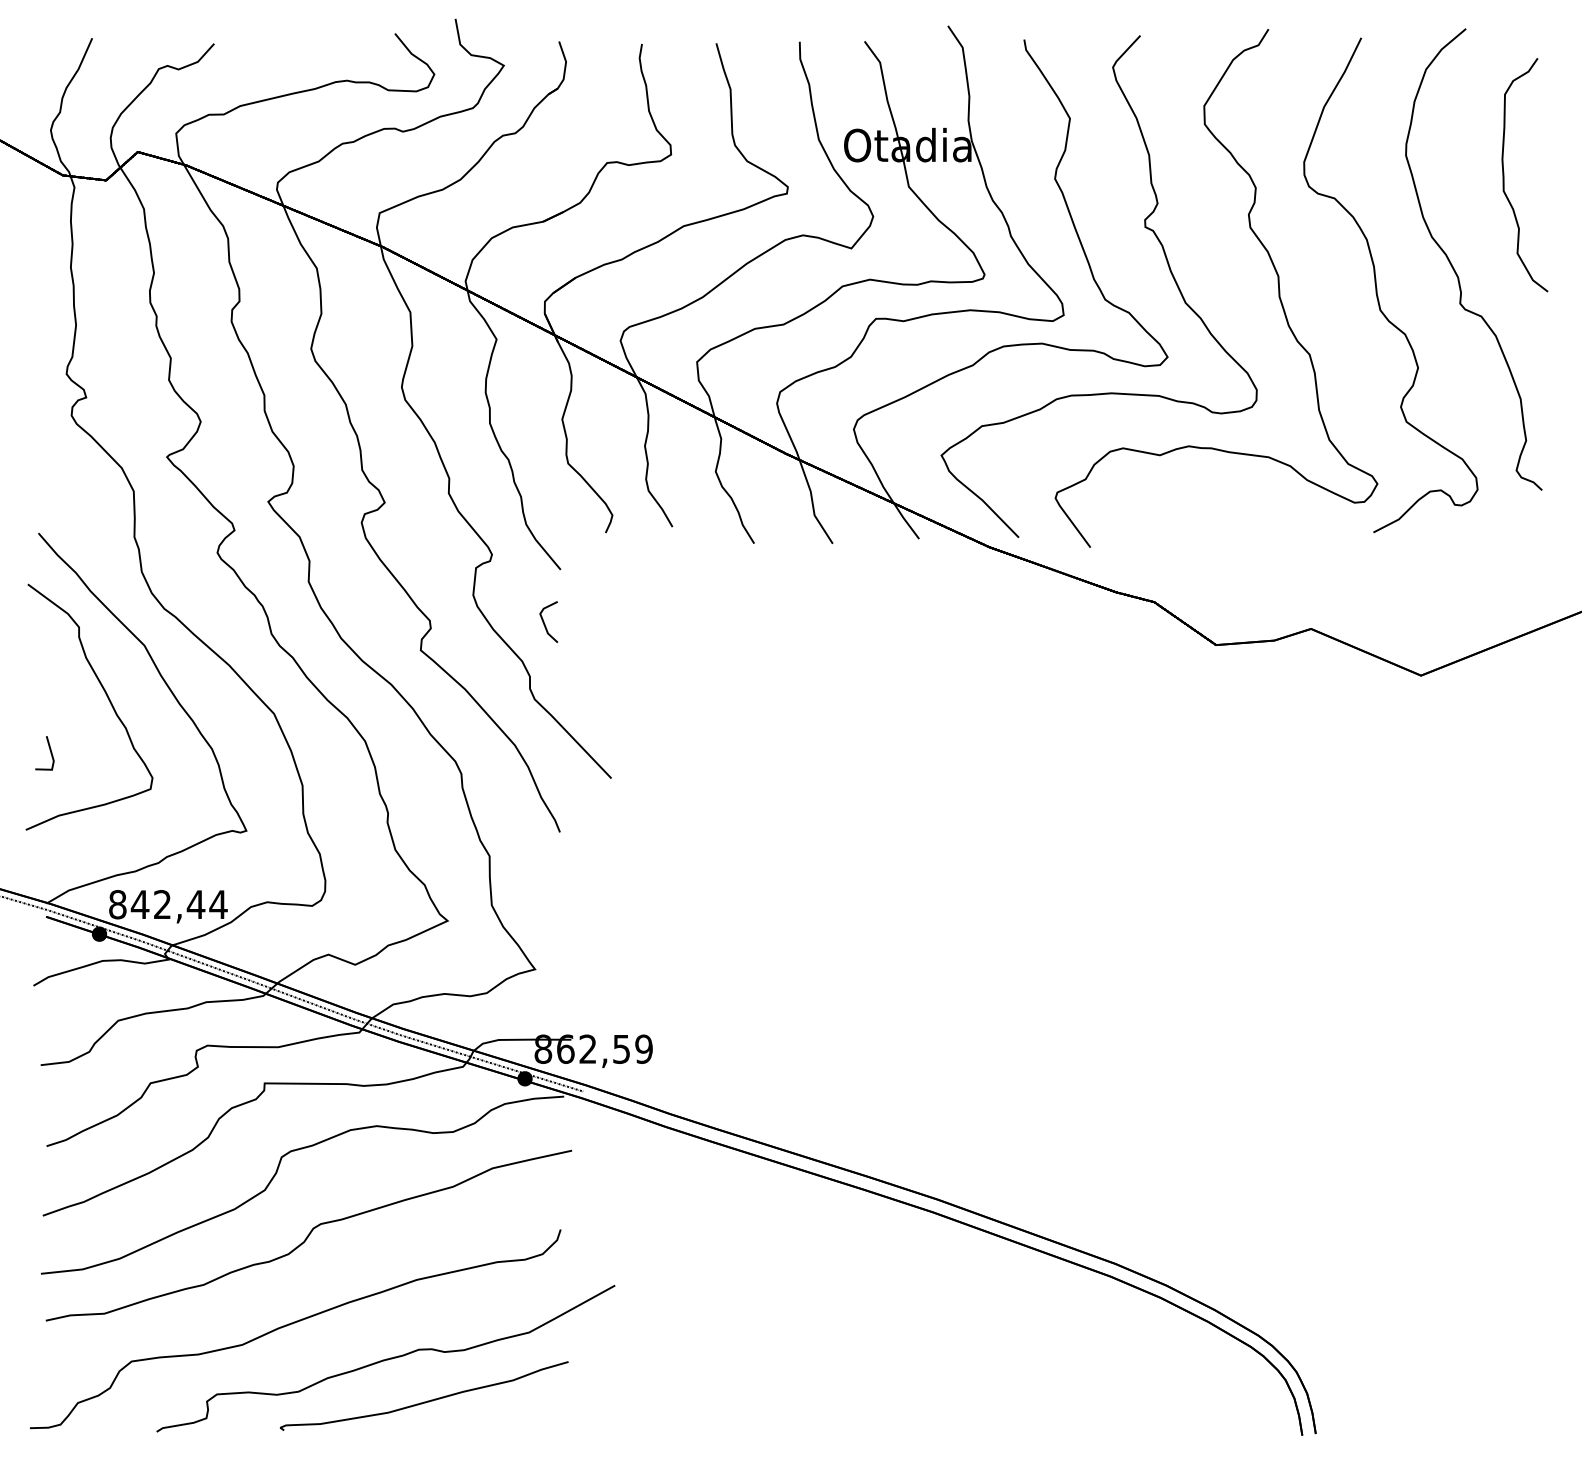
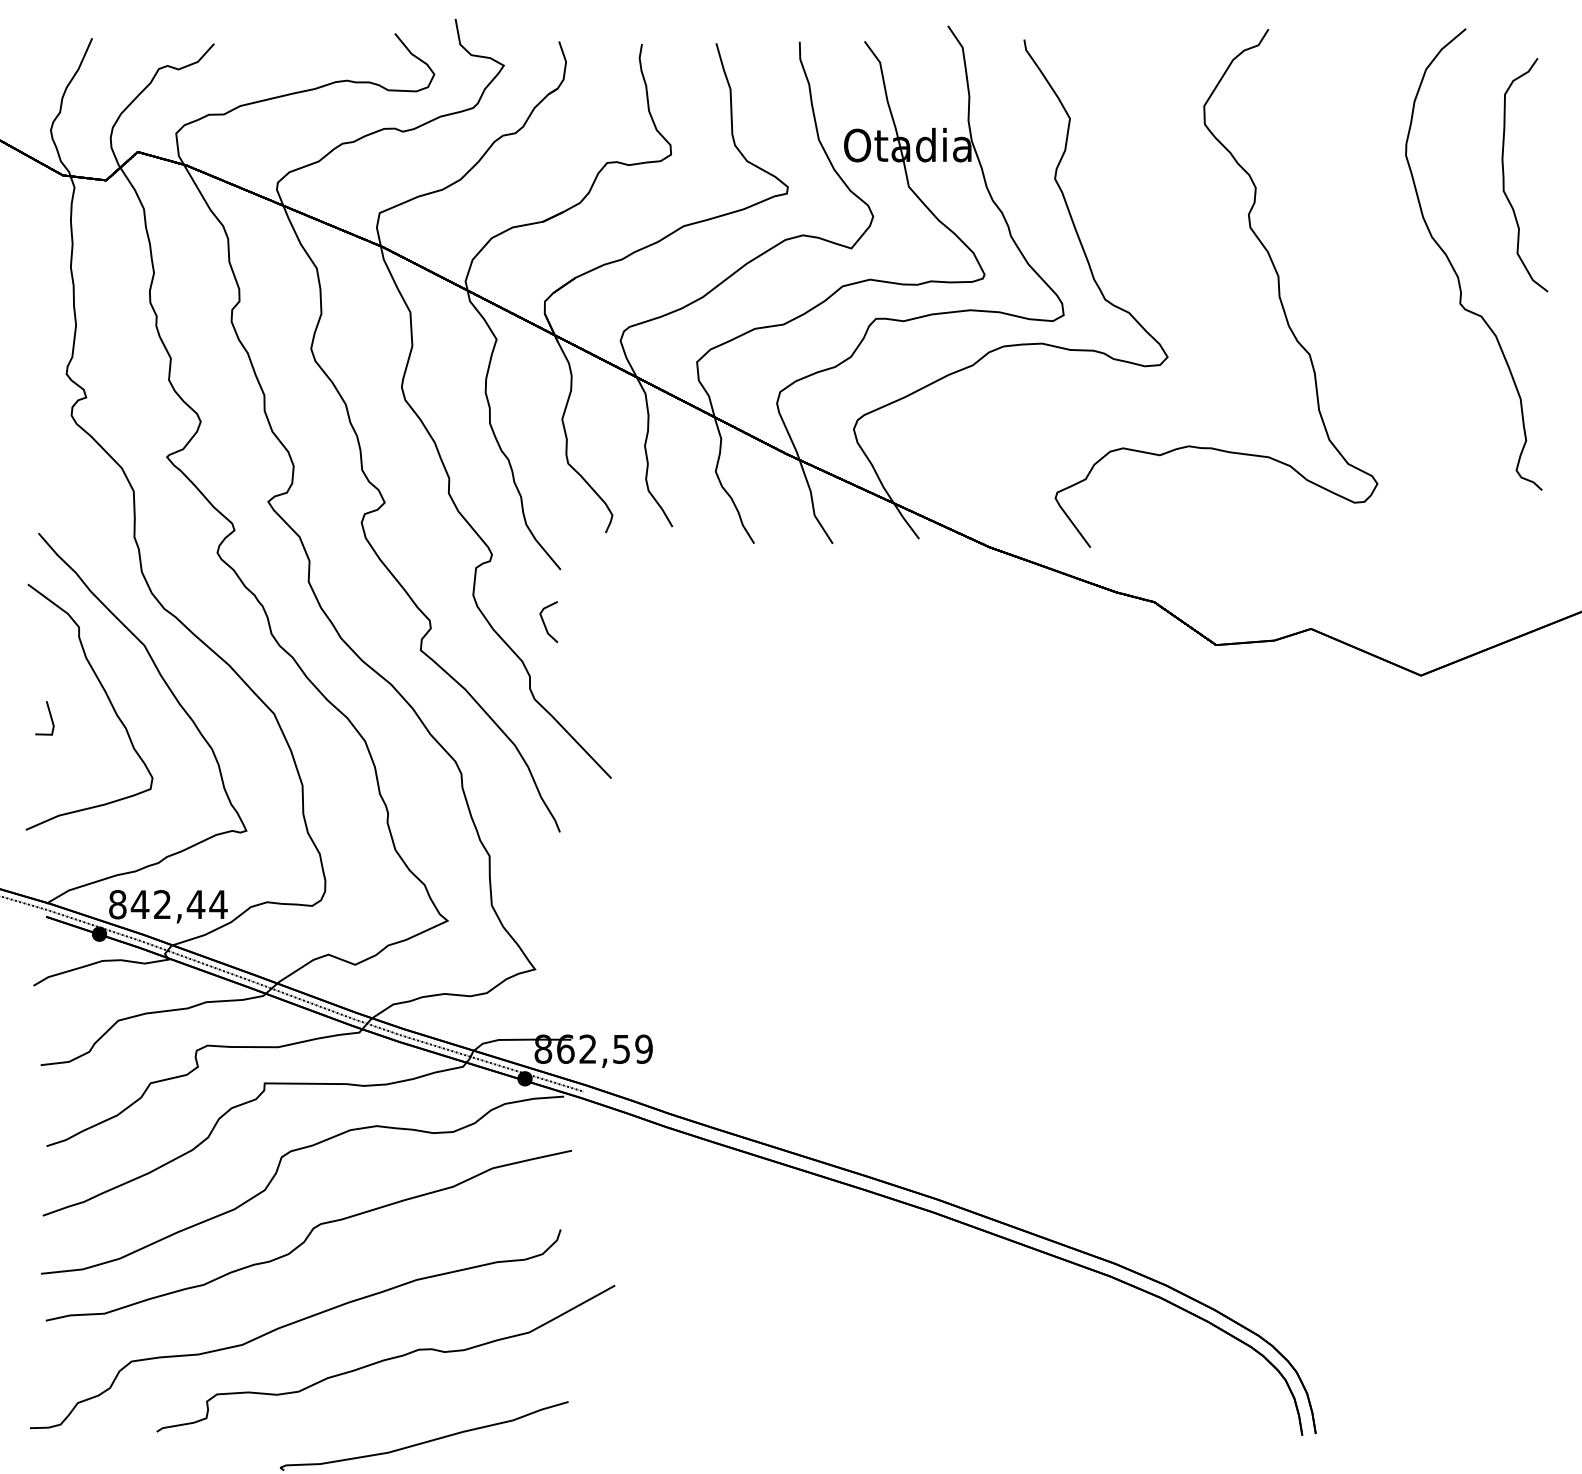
part: present -> none (1167, 264)
part: present -> none (1377, 287)
line position: (49, 750) -> (49, 715) (49, 715)
part position: (424, 1395) -> (424, 1435) (424, 1435)
